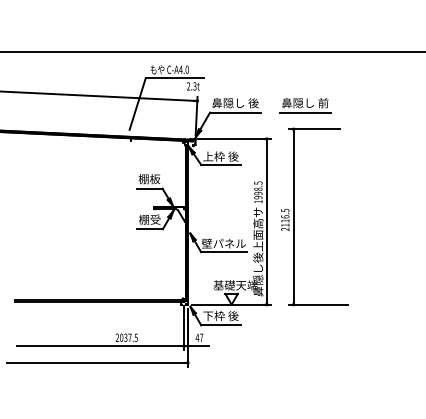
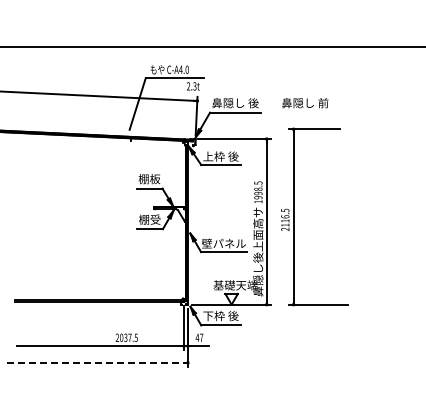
line position: (212, 52) -> (212, 47) (212, 47)
line: present -> none (304, 112)
line: solid -> dashed (96, 362)
